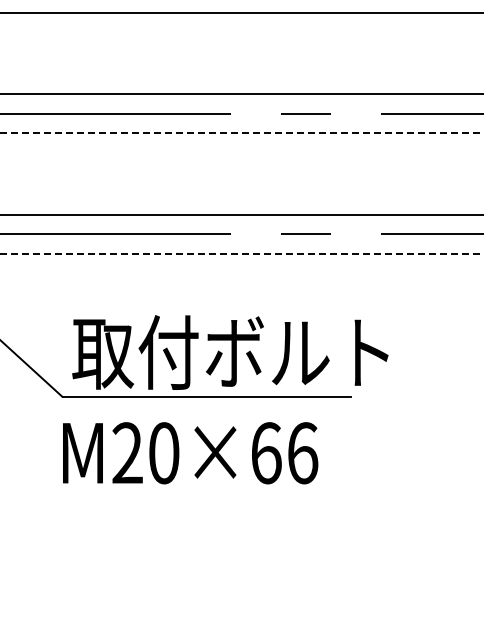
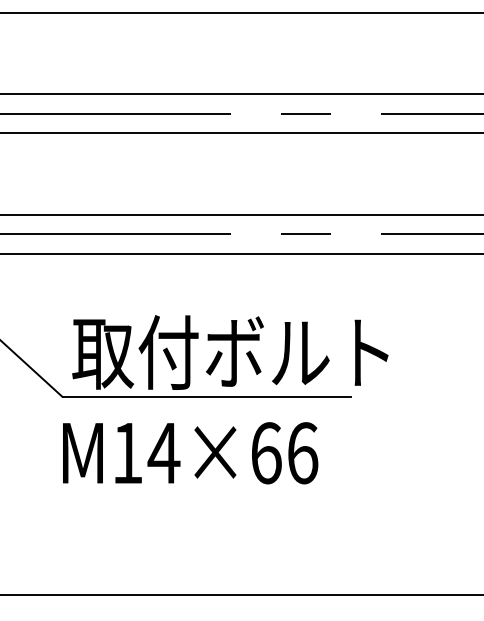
line: dashed -> solid (241, 133)
line: dashed -> solid (241, 253)
text: M20×66 -> M14×66 (146, 453)
line: none -> present (241, 595)
